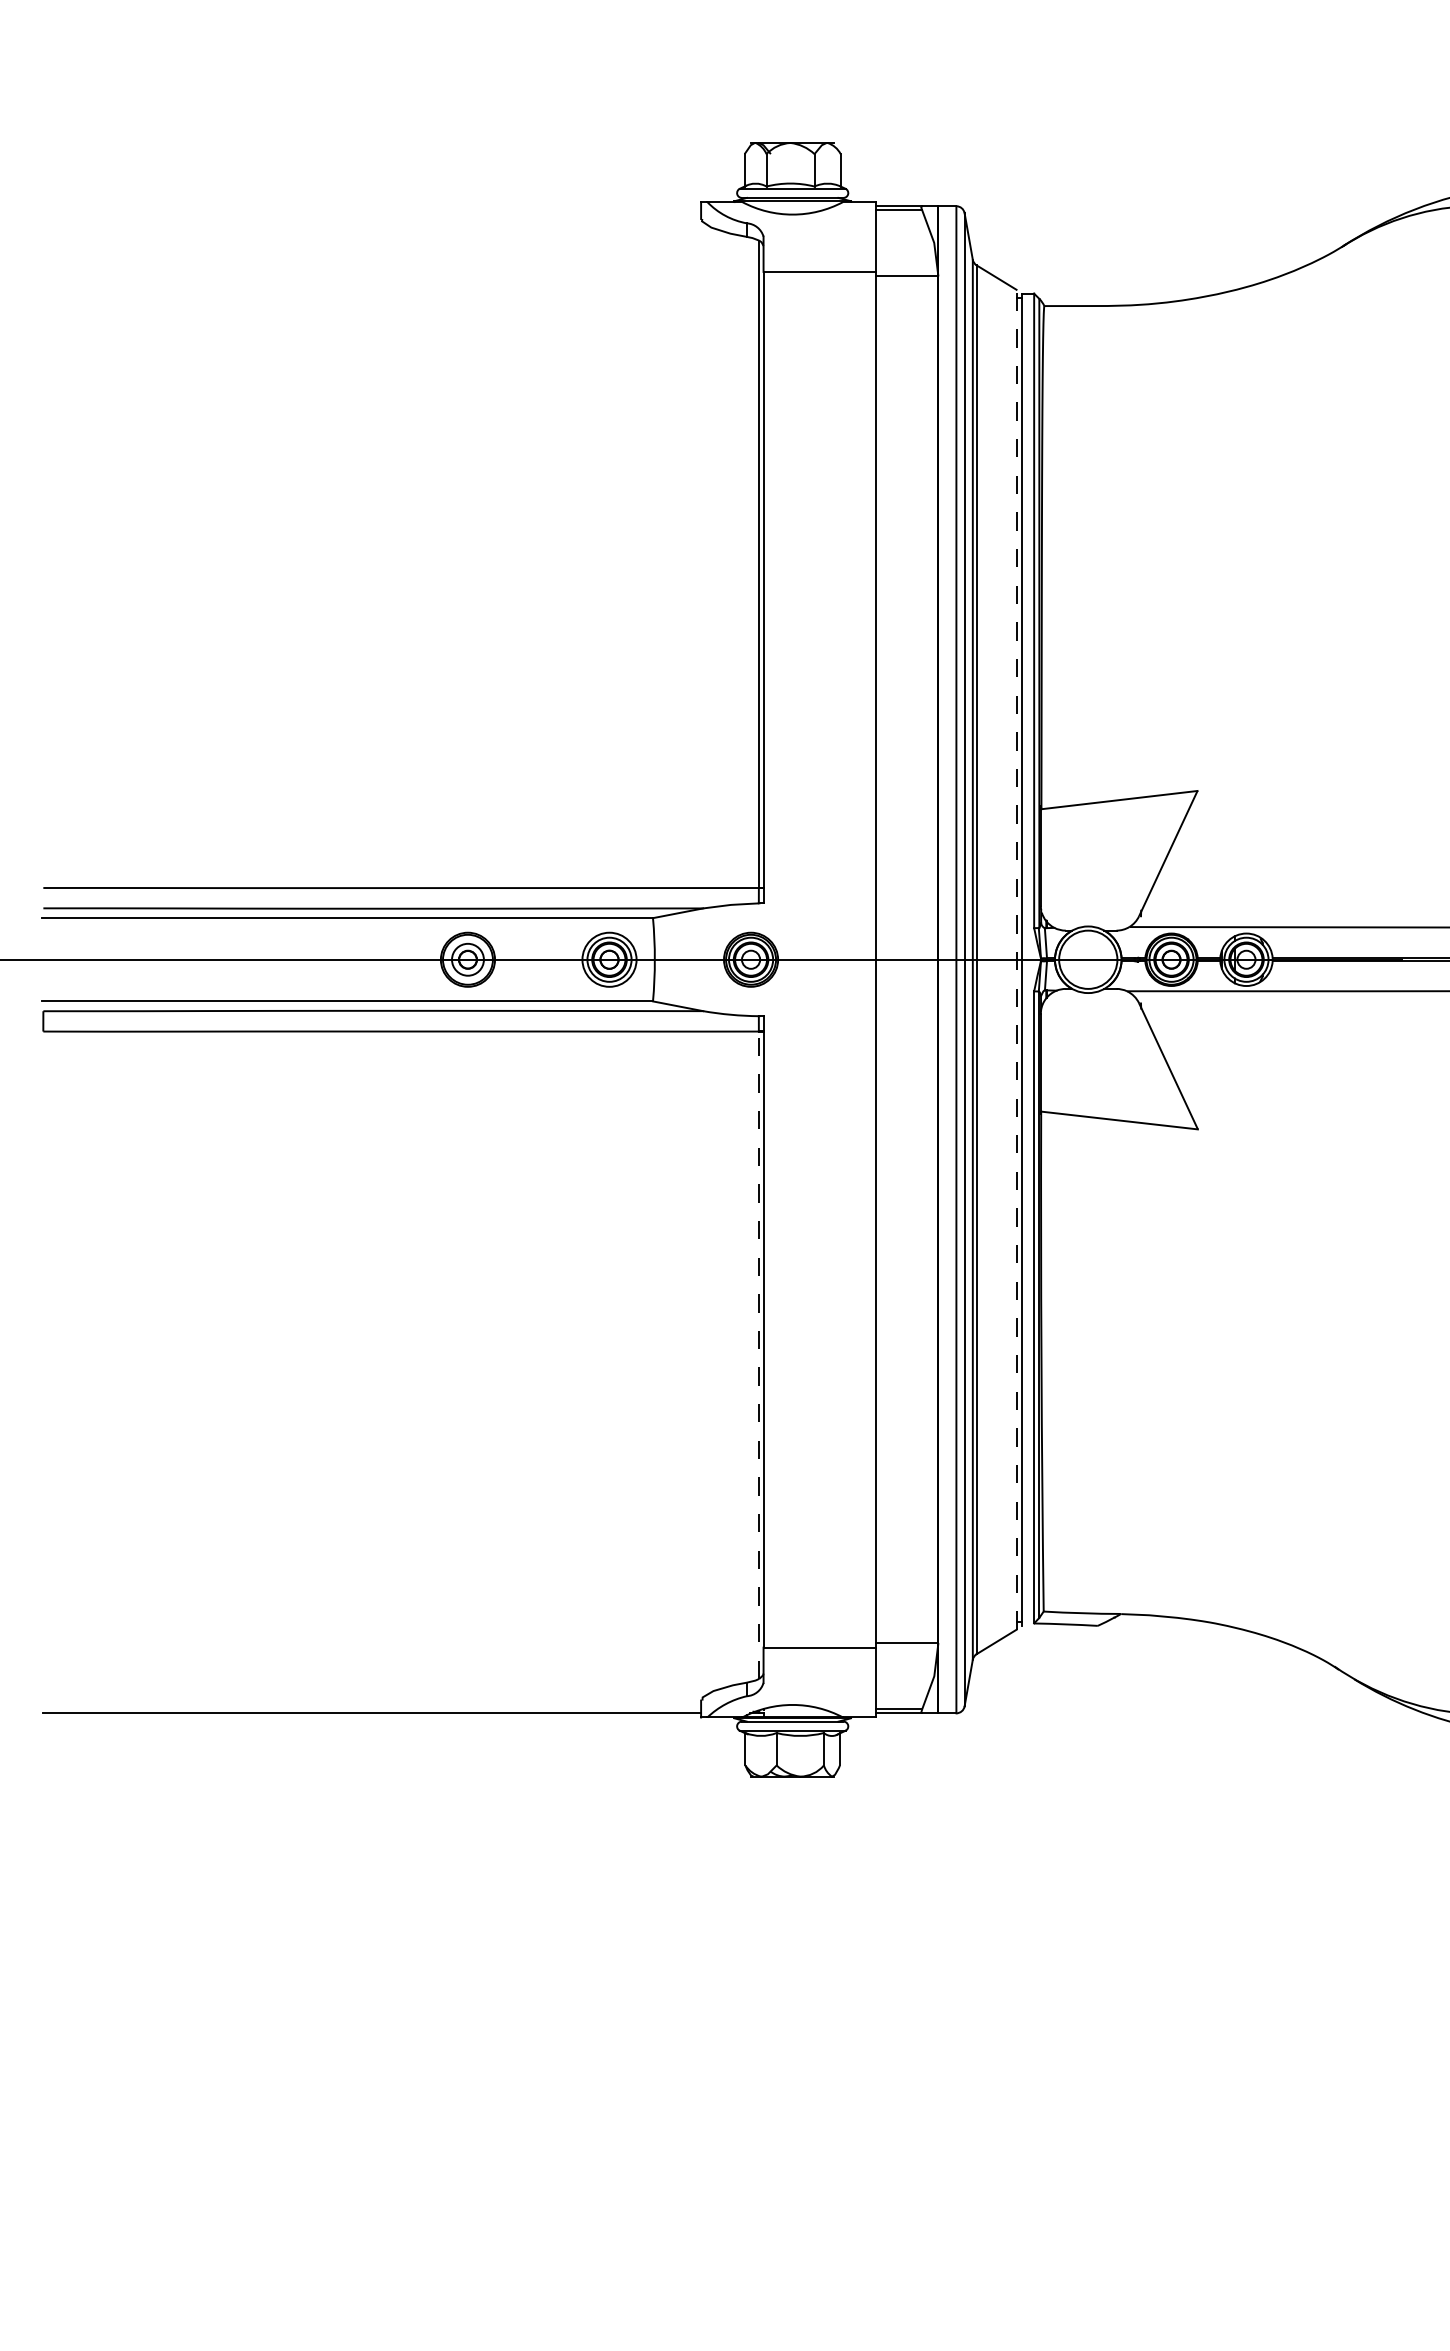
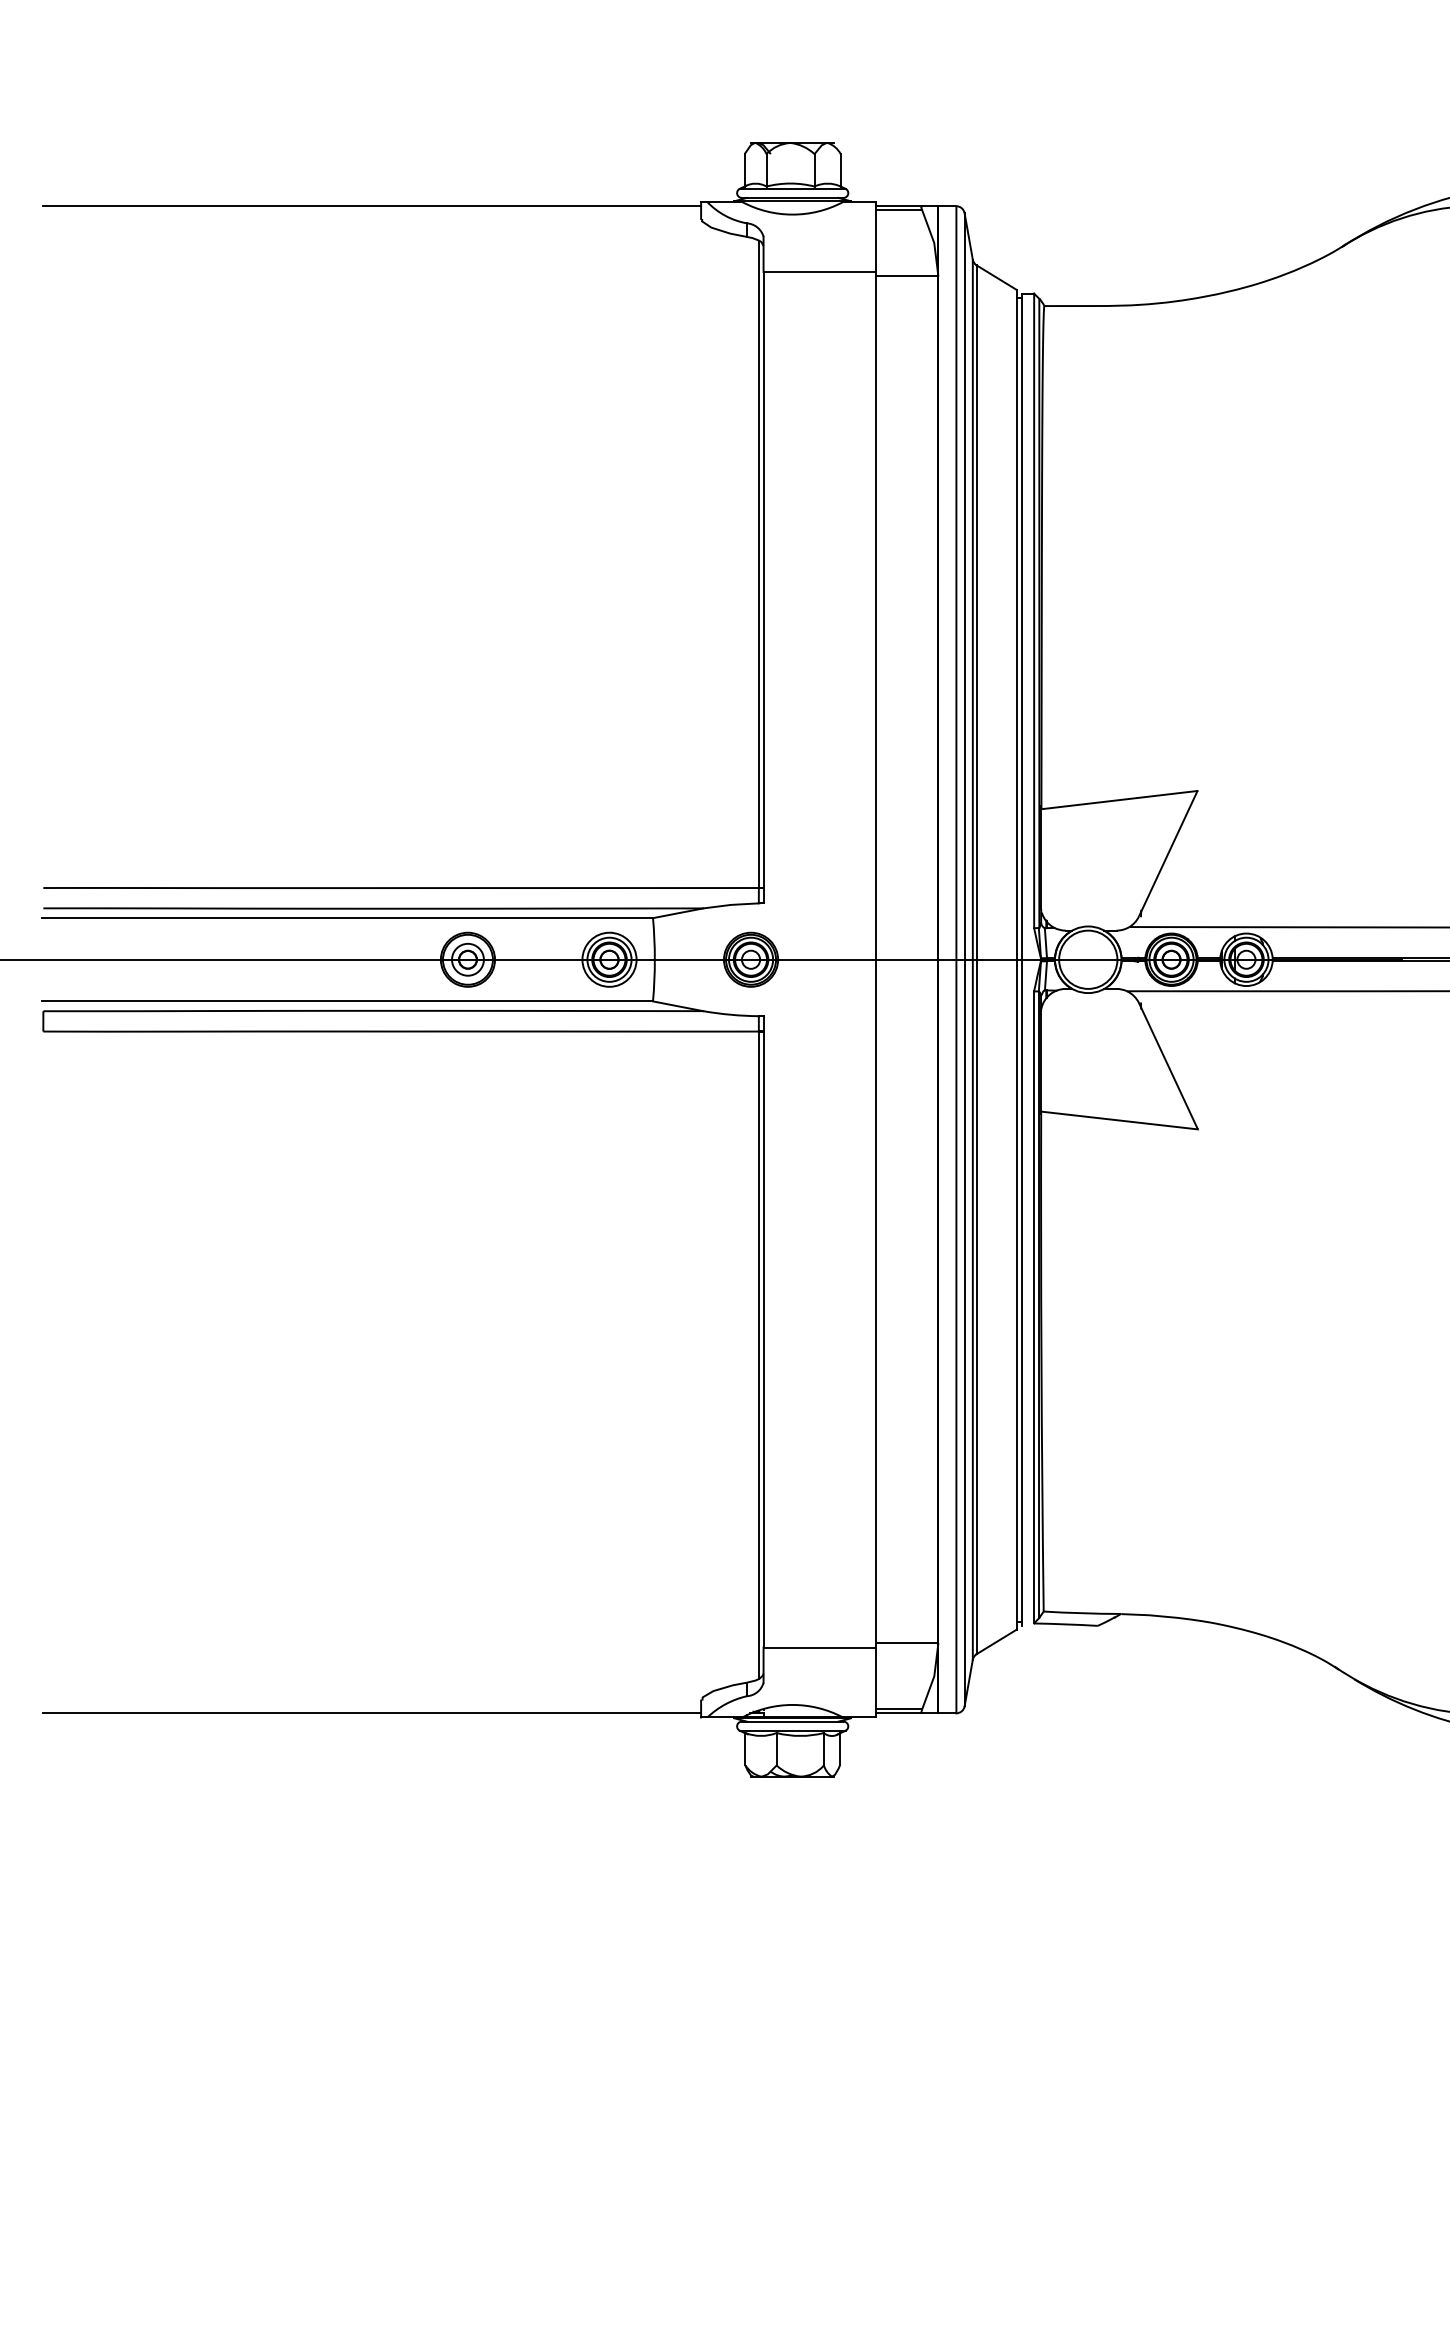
line: none -> present (372, 206)
line: dashed -> solid (1016, 959)
line: dashed -> solid (759, 1355)
